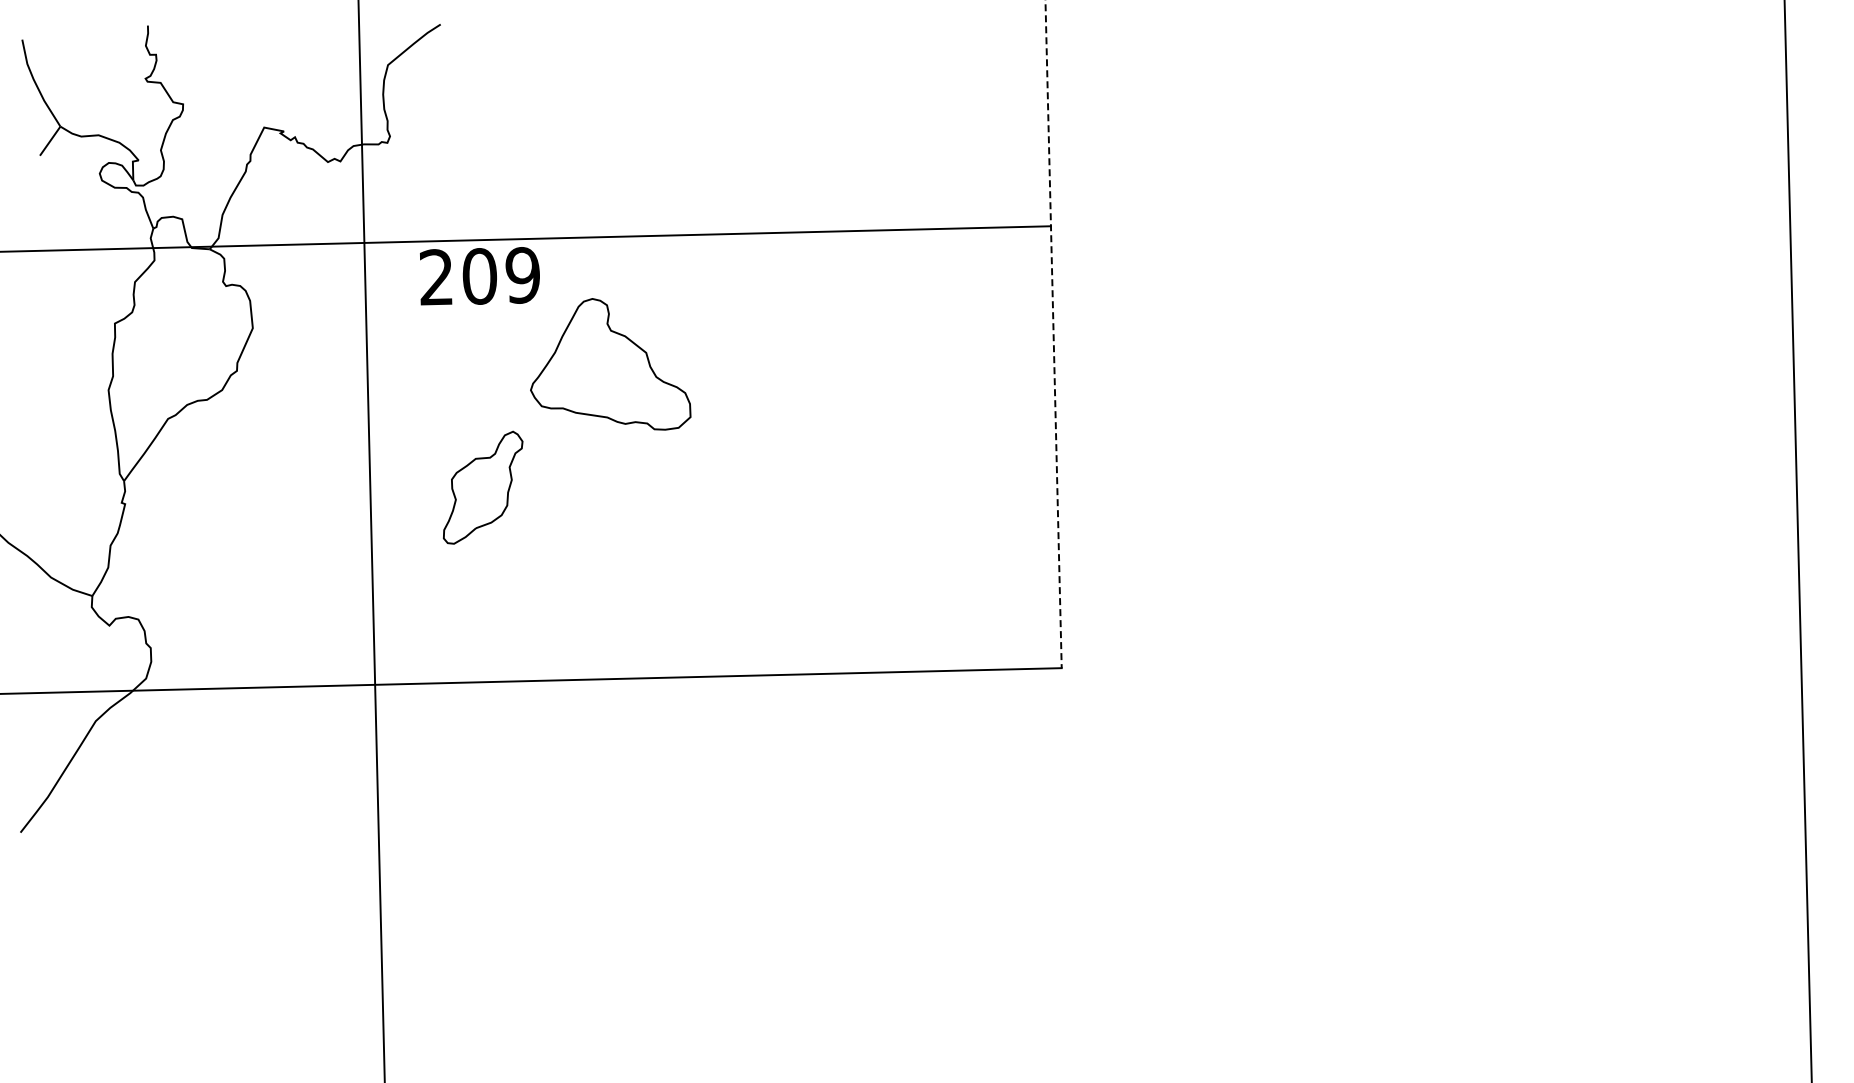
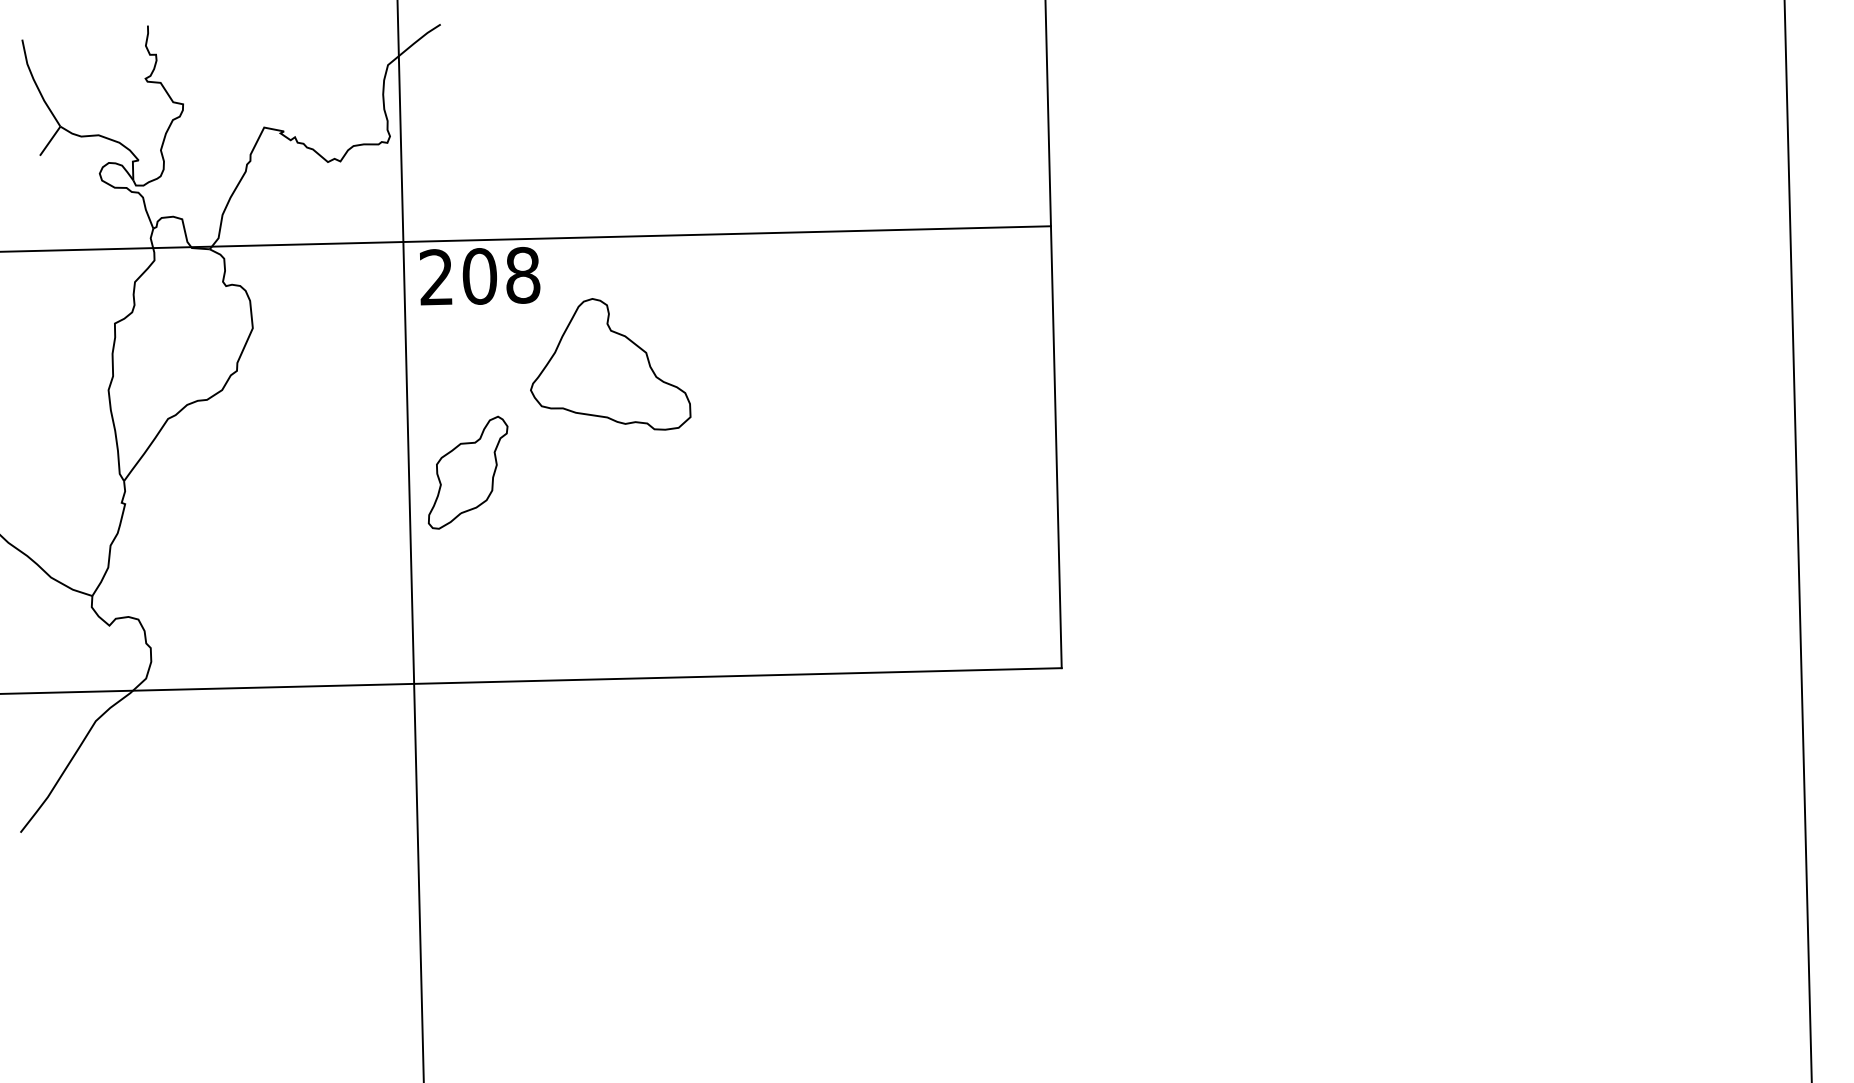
text: 209 -> 208 (522, 275)
line: dashed -> solid (1053, 334)
part position: (483, 487) -> (468, 472) (468, 472)
line position: (371, 540) -> (410, 540) (410, 540)
